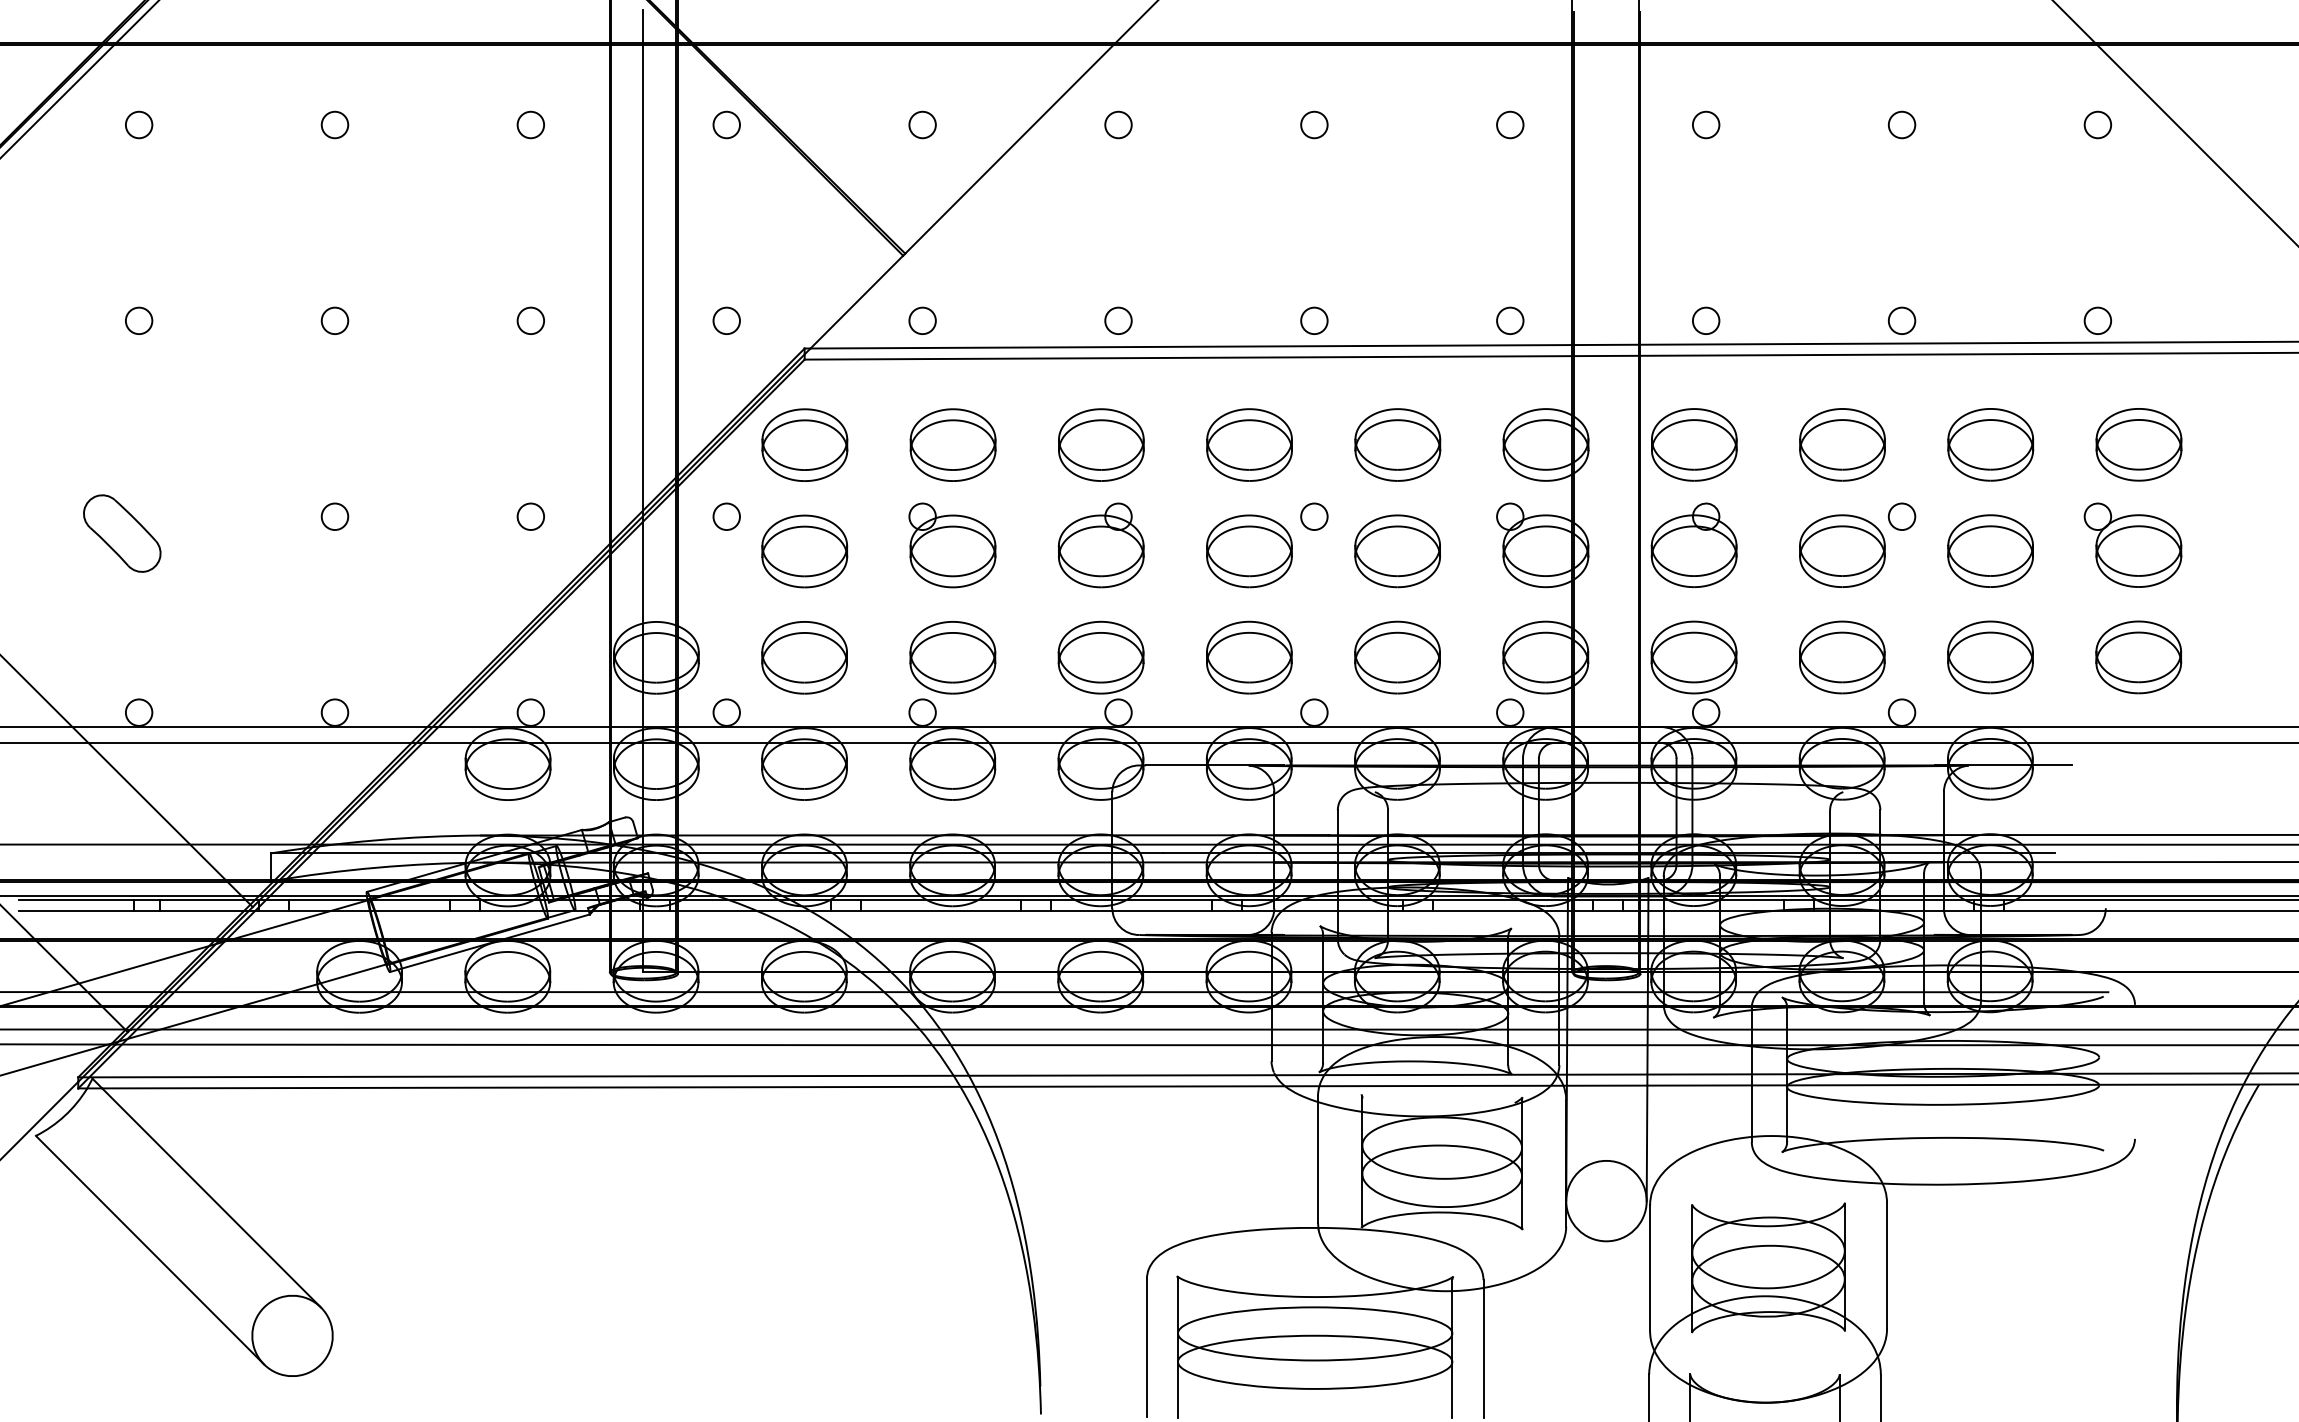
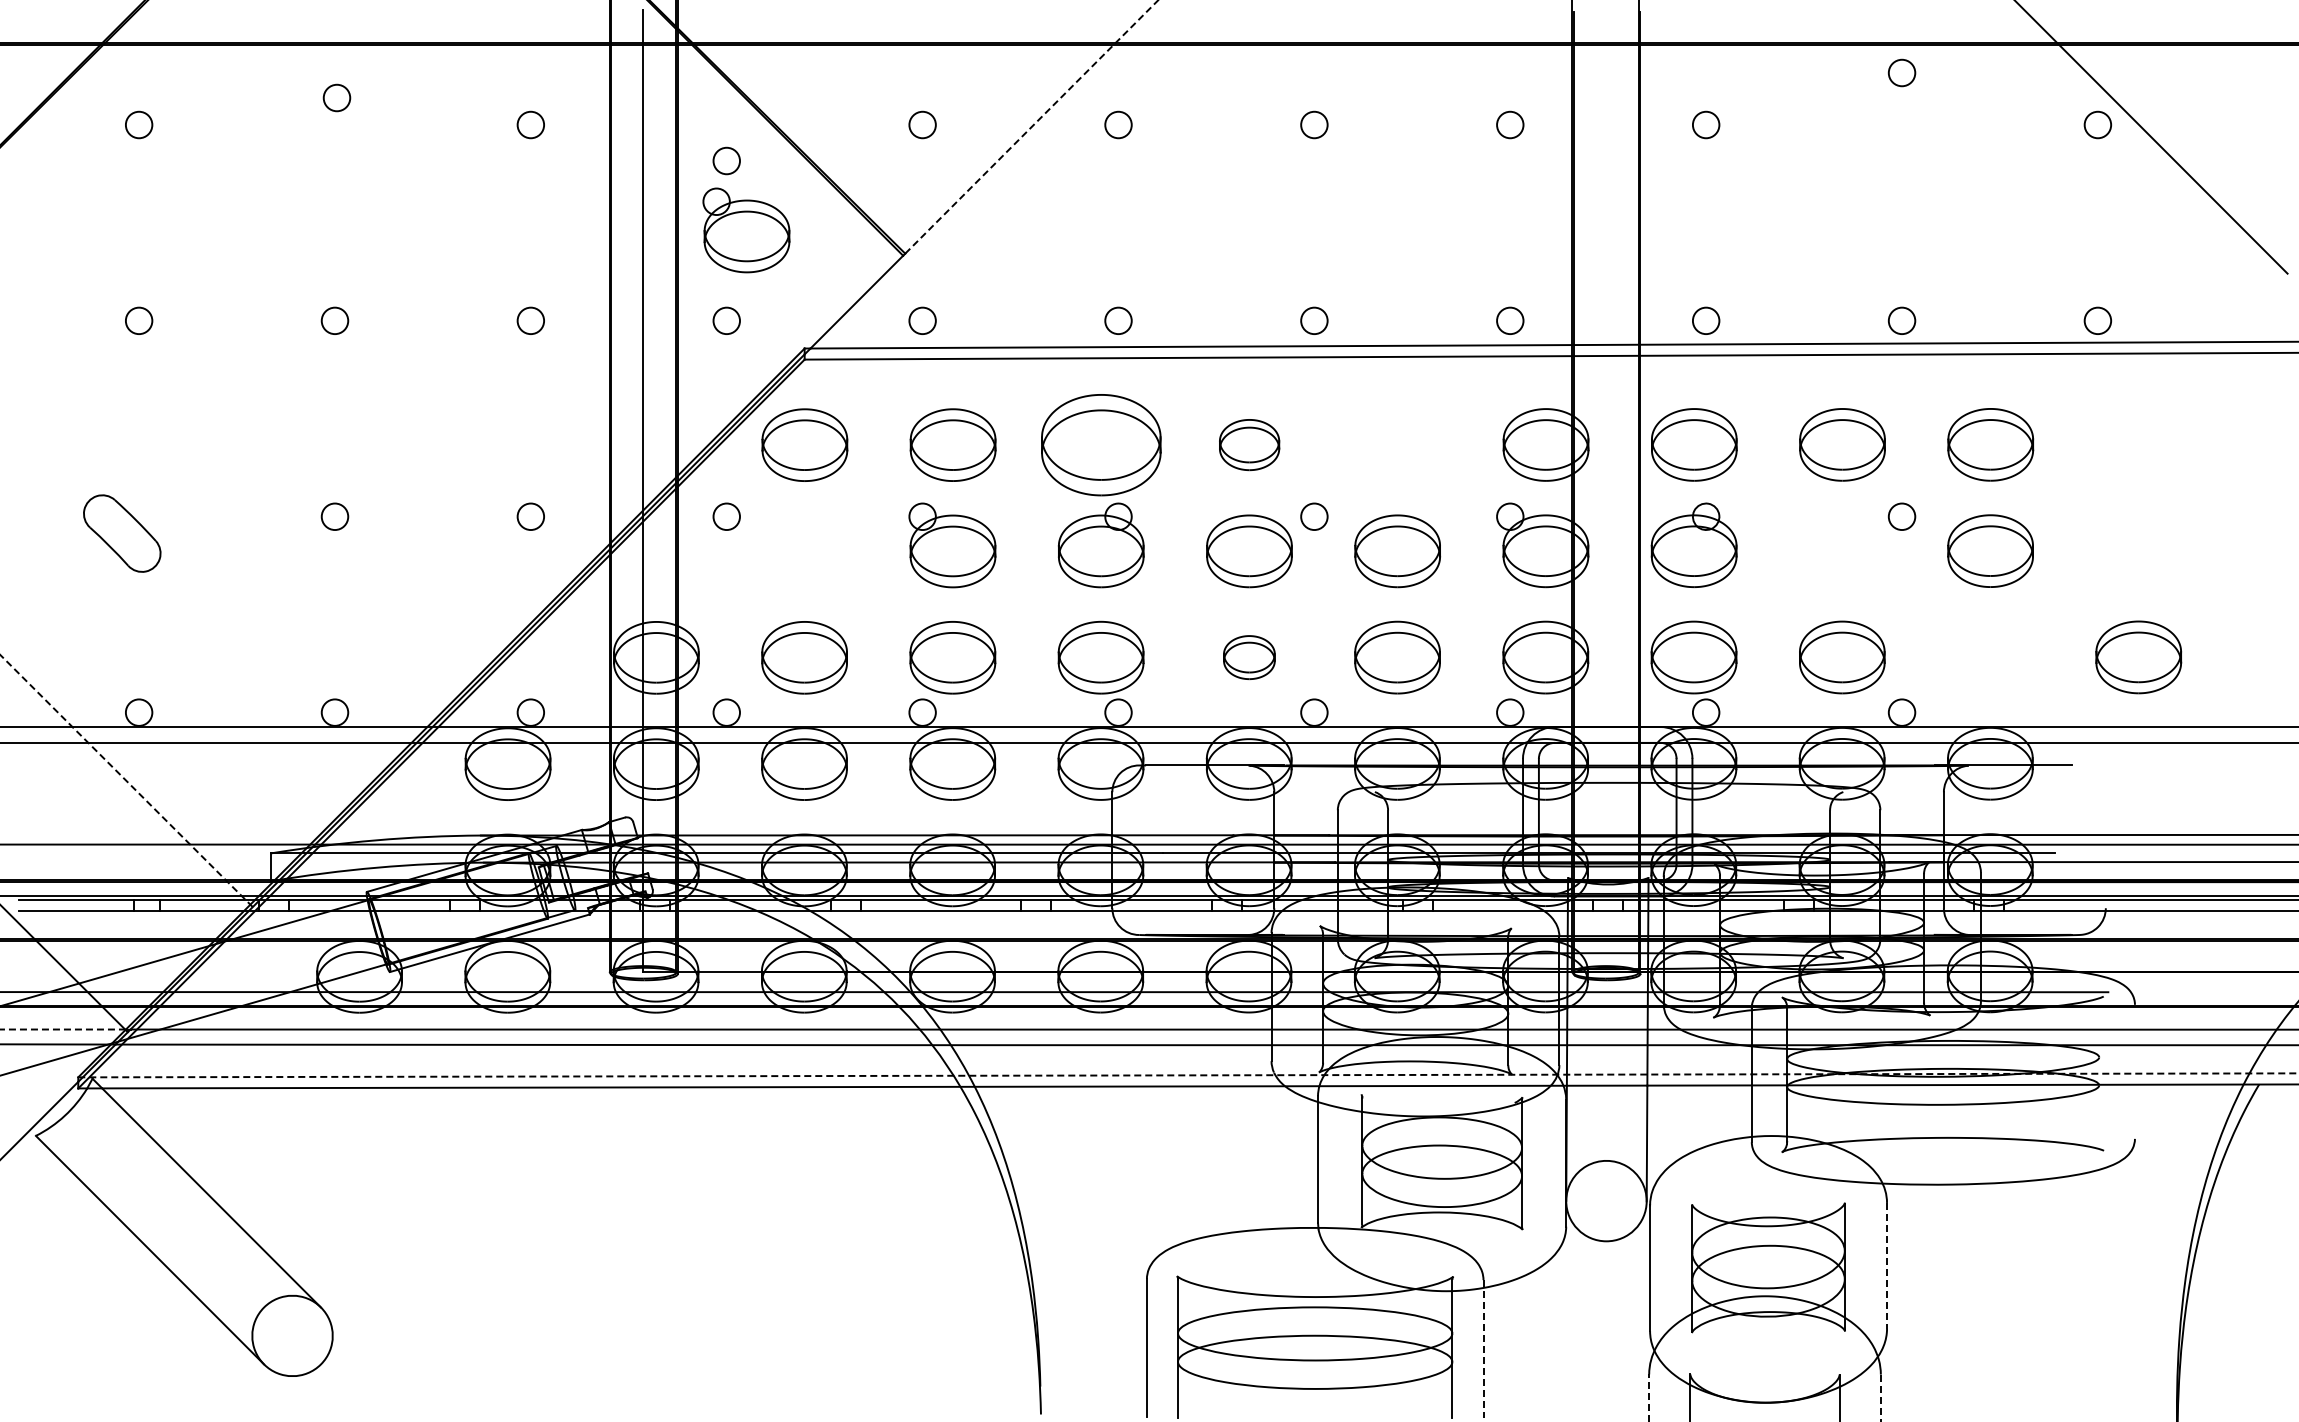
line: present -> none (79, 79)
line position: (2174, 123) -> (2151, 137) (2151, 137)
circle position: (334, 124) -> (336, 97) (336, 97)
circle position: (726, 124) -> (726, 160) (726, 160)
circle position: (1901, 124) -> (1901, 72) (1901, 72)
line: solid -> dashed (1031, 127)
part: none -> present (746, 230)
part size: 87x74 px -> 121x103 px (1101, 445)
part size: 87x74 px -> 62x53 px (1249, 445)
part: present -> none (1397, 444)
part: present -> none (2138, 444)
part: present -> none (2132, 544)
part: present -> none (1842, 550)
part: present -> none (804, 551)
part size: 87x75 px -> 53x45 px (1249, 657)
part: present -> none (1990, 657)
line: solid -> dashed (126, 780)
line: solid -> dashed (62, 1029)
line: solid -> dashed (1188, 1075)
line: solid -> dashed (1887, 1265)
line: solid -> dashed (1483, 1349)
line: solid -> dashed (1649, 1397)
line: solid -> dashed (1880, 1398)
